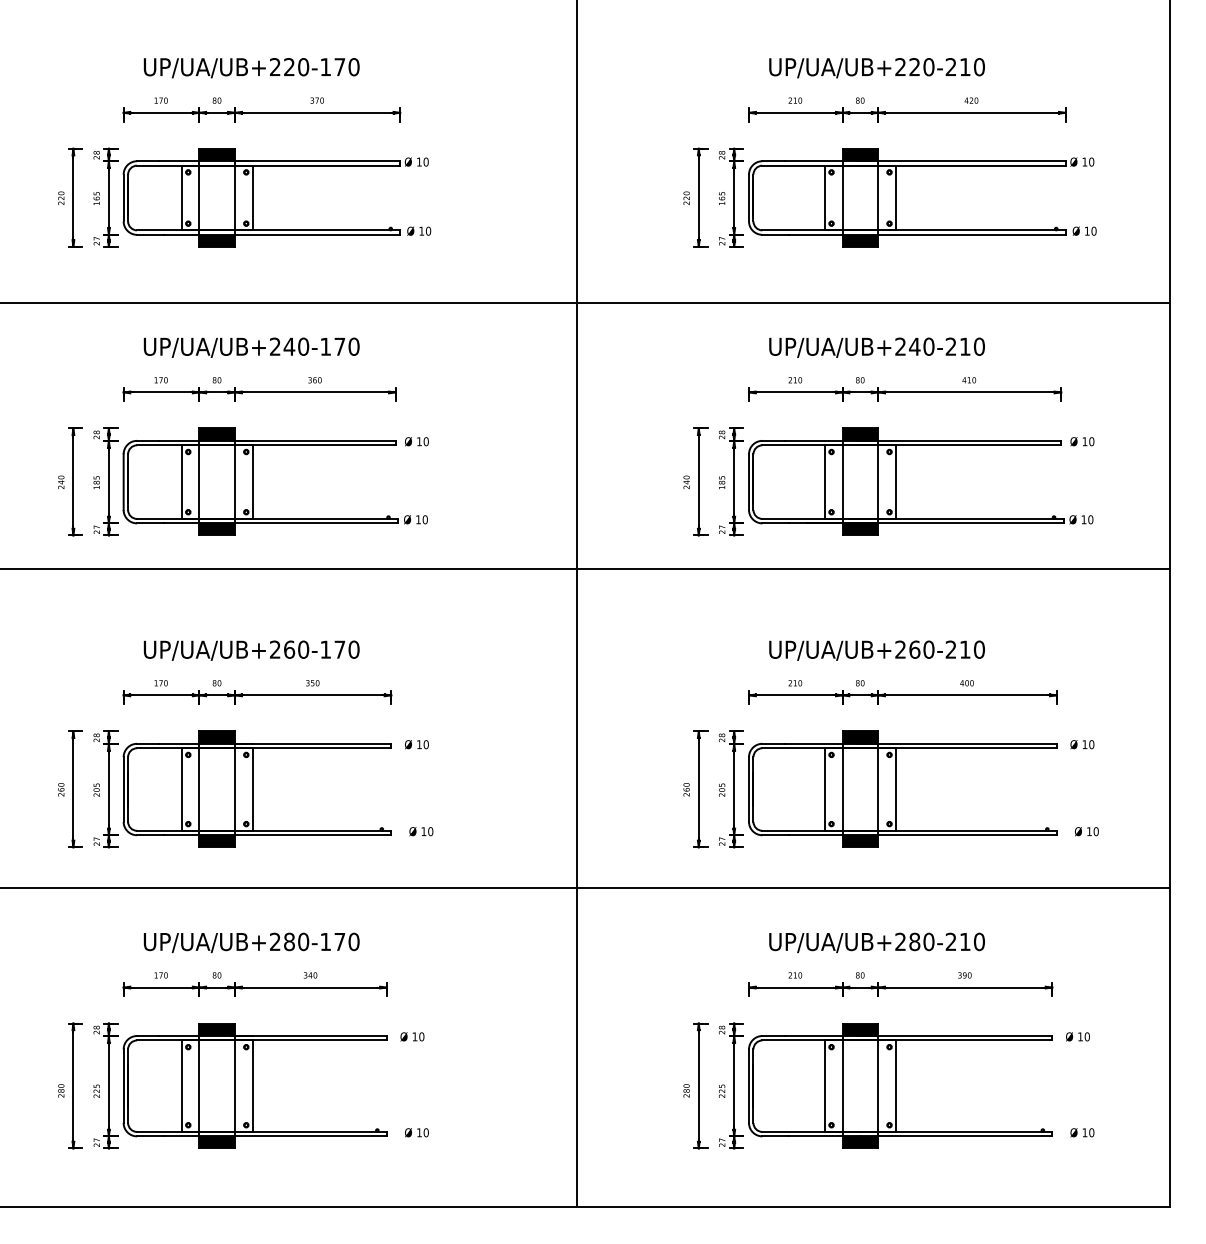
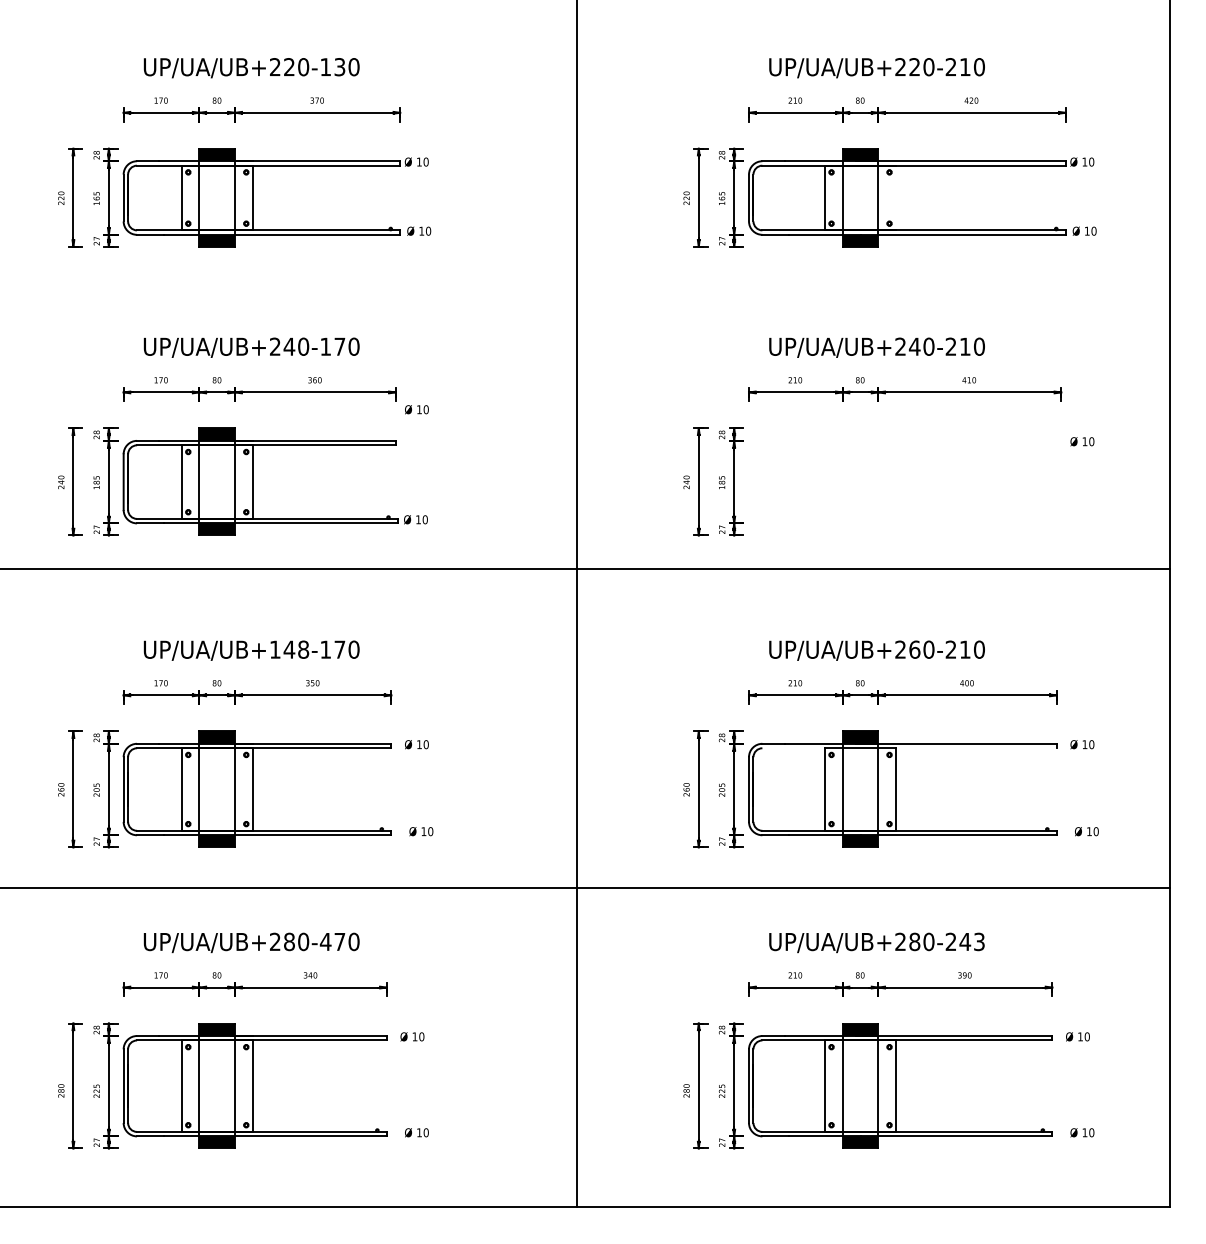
text: UP/UA/UB+220-170 -> UP/UA/UB+220-130 (339, 67)
line: present -> none (896, 197)
line: present -> none (586, 303)
text position: (416, 441) -> (416, 409) (416, 409)
part: present -> none (896, 481)
text: UP/UA/UB+260-170 -> UP/UA/UB+148-170 (289, 649)
line: present -> none (909, 748)
text: UP/UA/UB+280-170 -> UP/UA/UB+280-470 (325, 941)
text: UP/UA/UB+280-210 -> UP/UA/UB+280-243 (971, 941)
